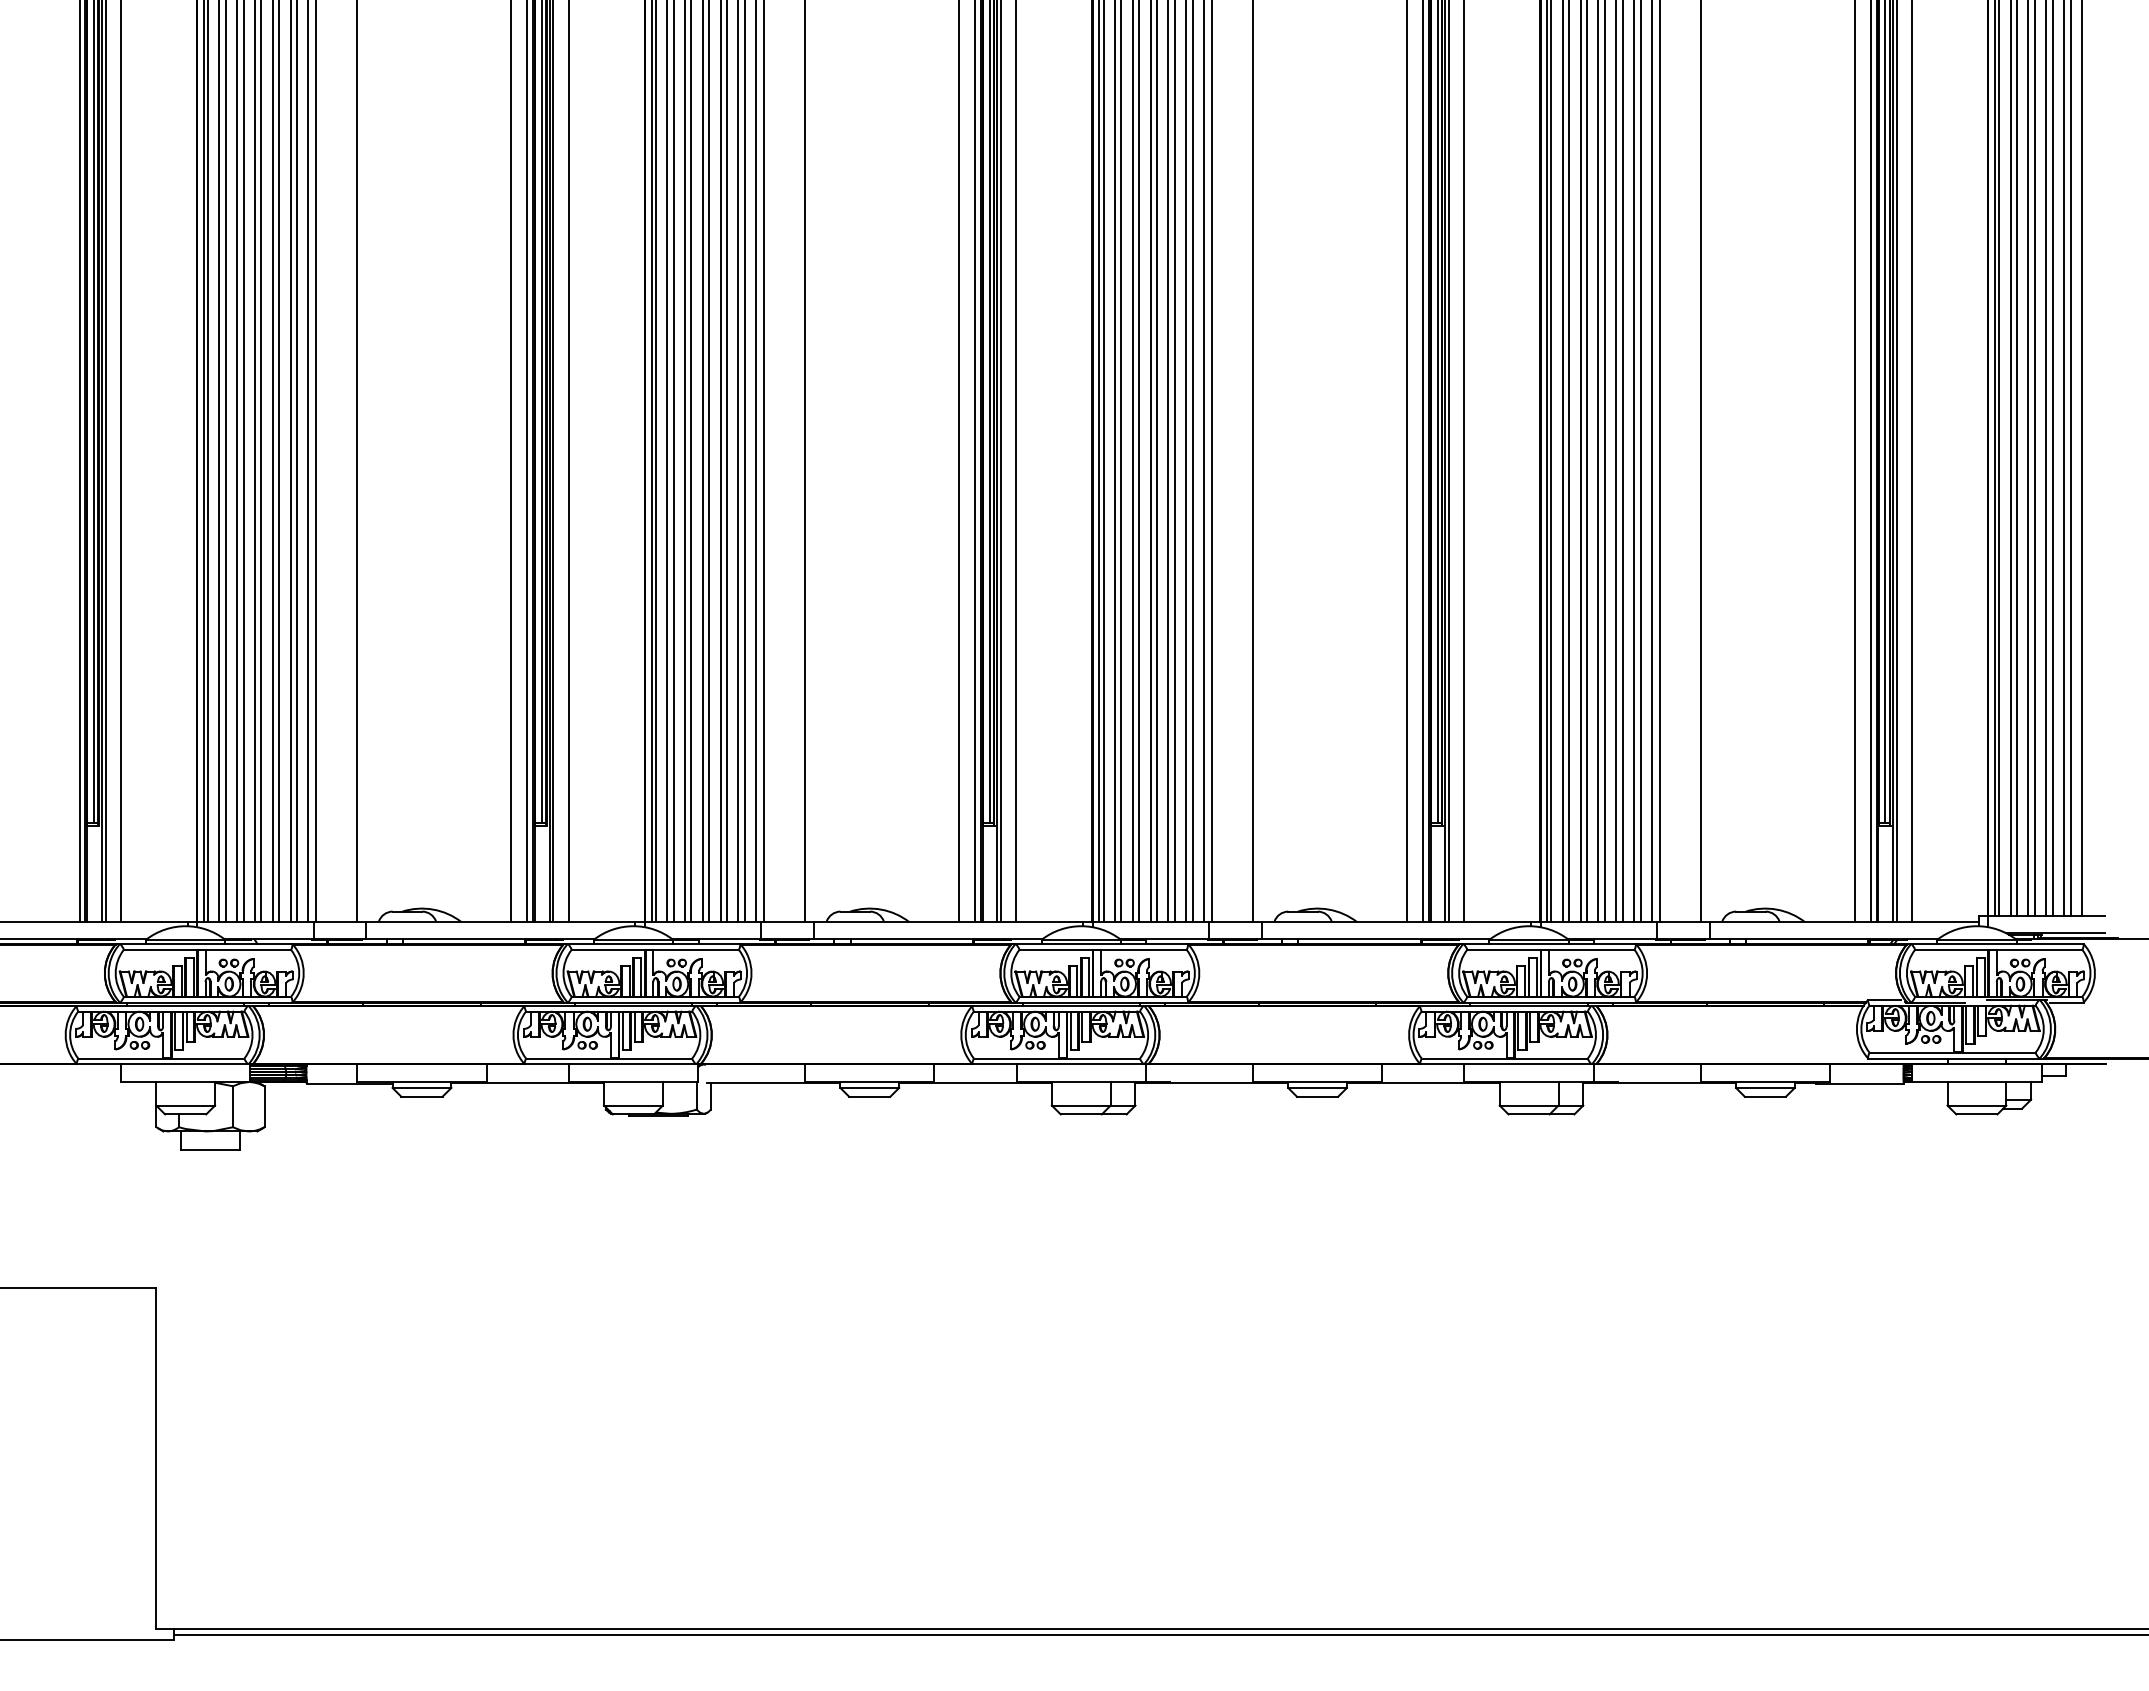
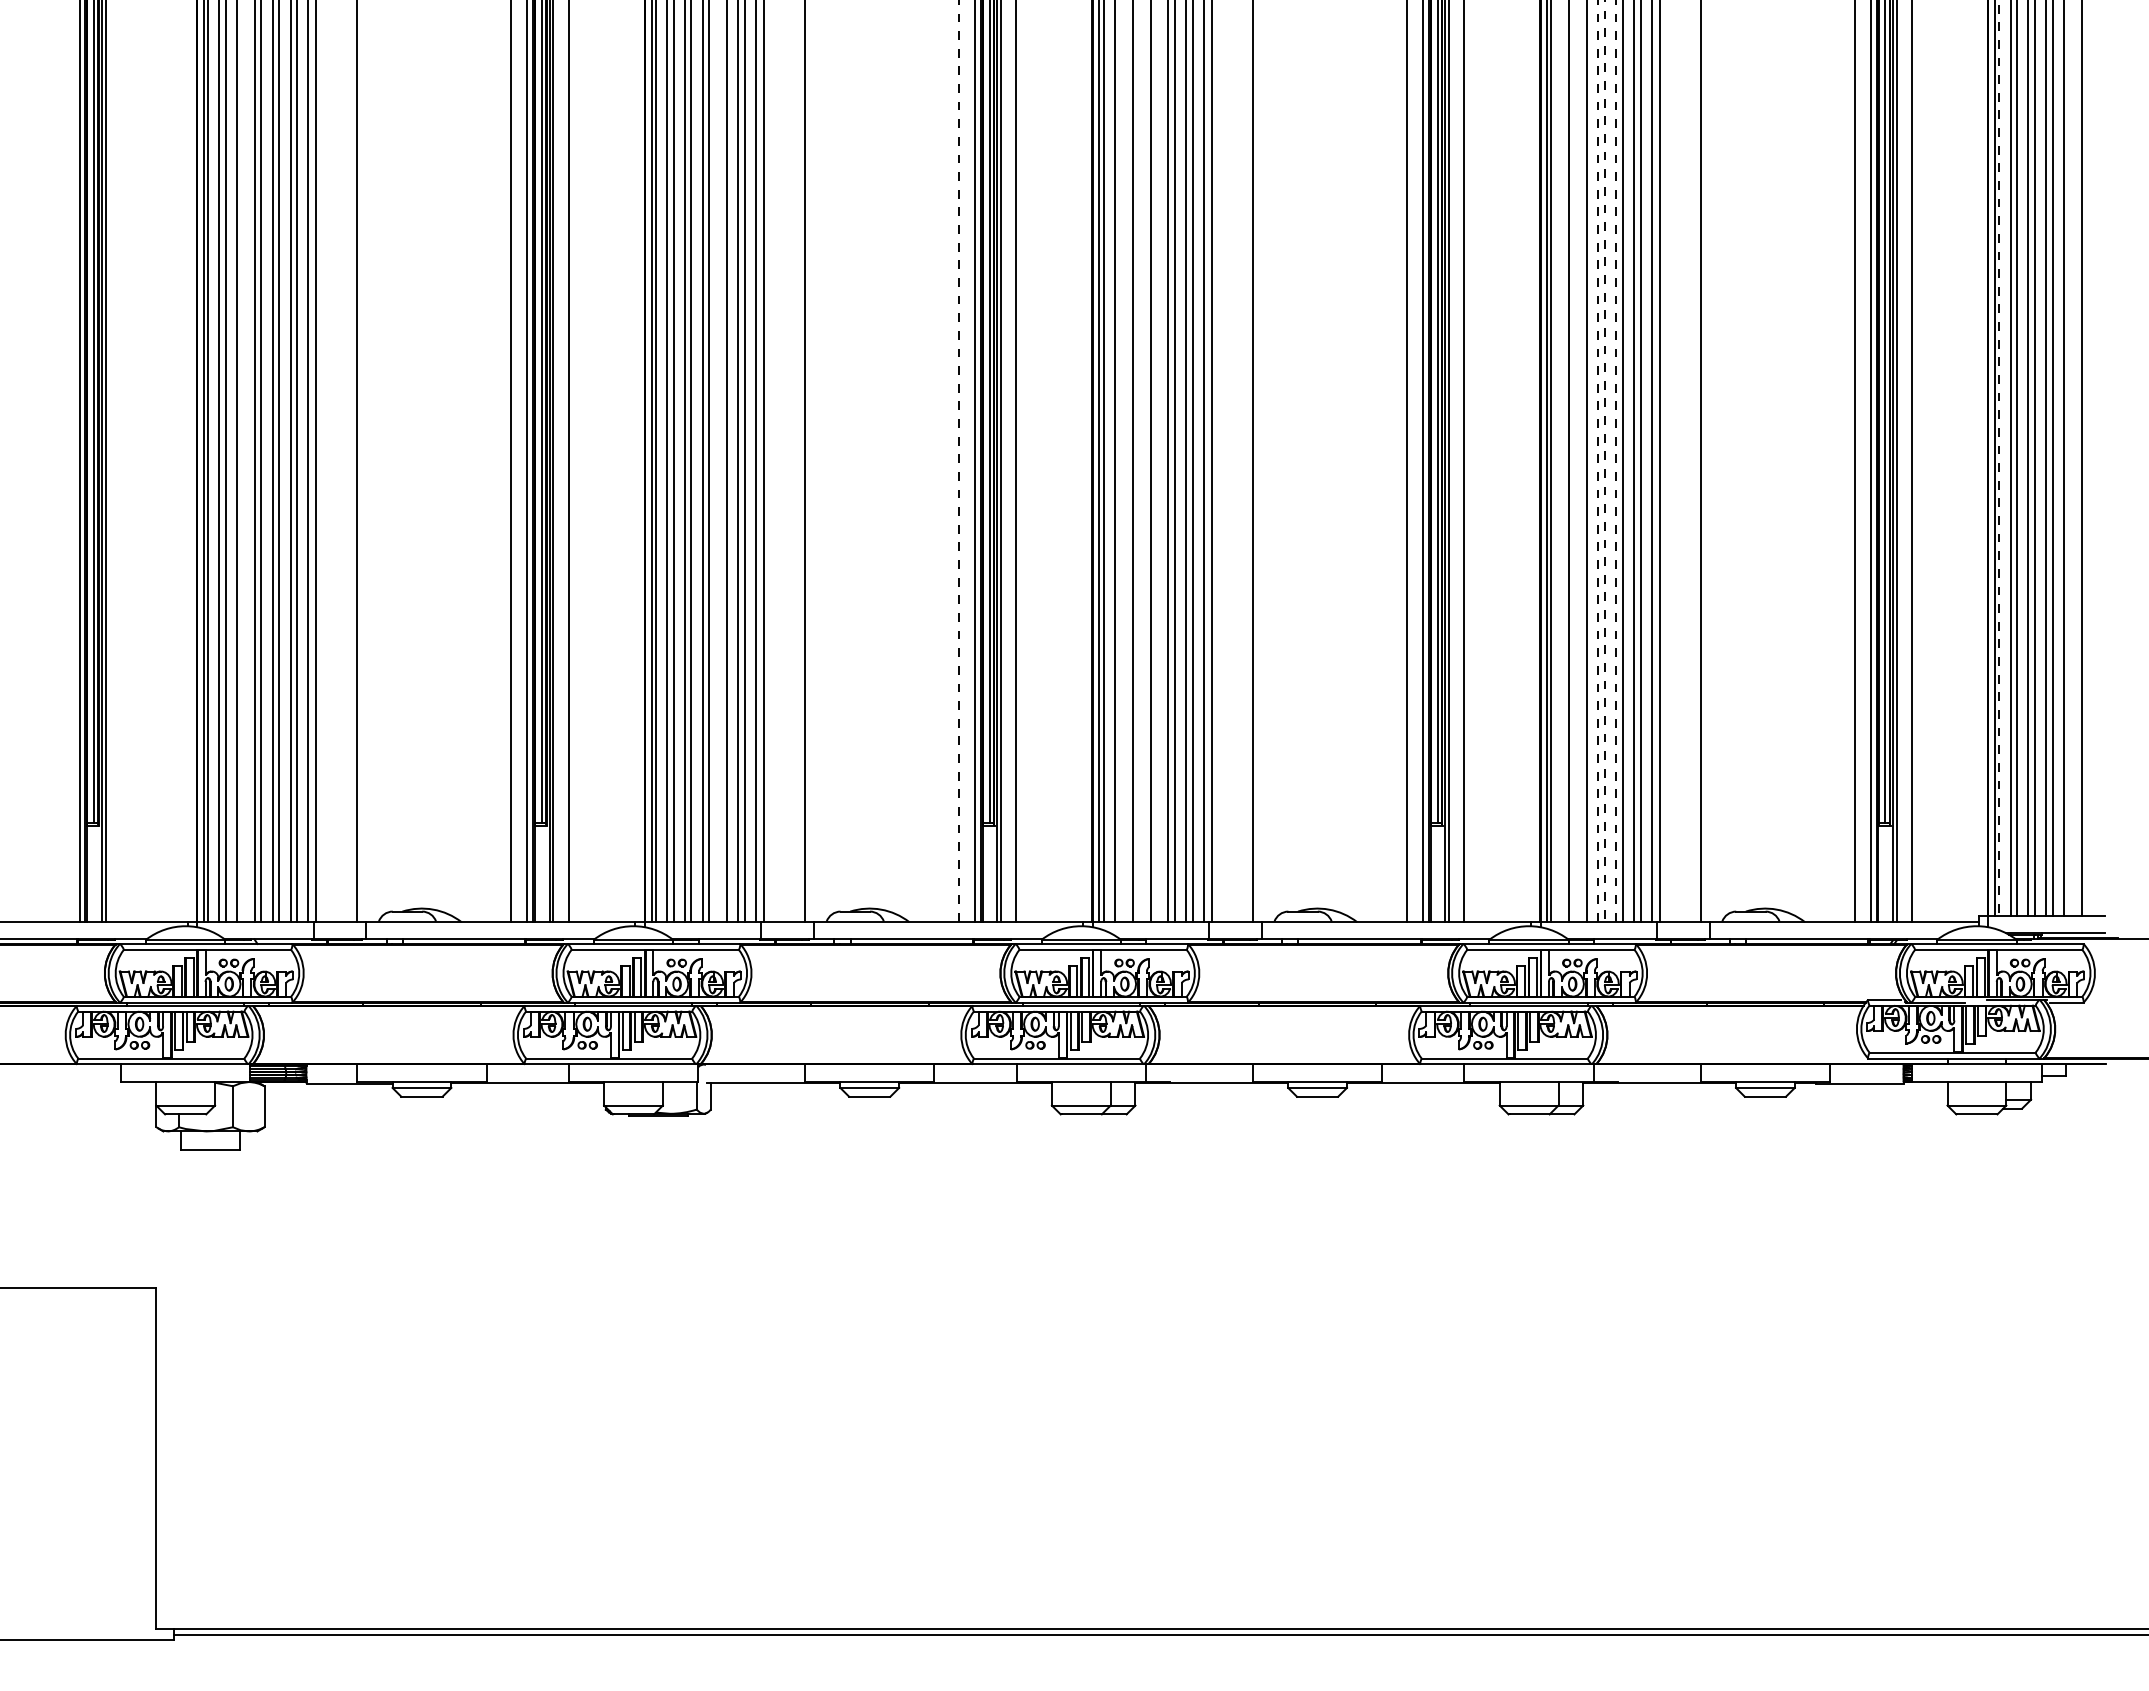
line: solid -> dashed (1999, 458)
line: present -> none (2070, 458)
line: solid -> dashed (958, 460)
line: solid -> dashed (1598, 460)
line: solid -> dashed (1616, 460)
line: present -> none (120, 461)
line: present -> none (243, 461)
line: present -> none (720, 461)
line: present -> none (1121, 461)
line: present -> none (1139, 461)
line: present -> none (1157, 461)
line: present -> none (1562, 461)
line: present -> none (1580, 461)
line: solid -> dashed (1604, 461)
